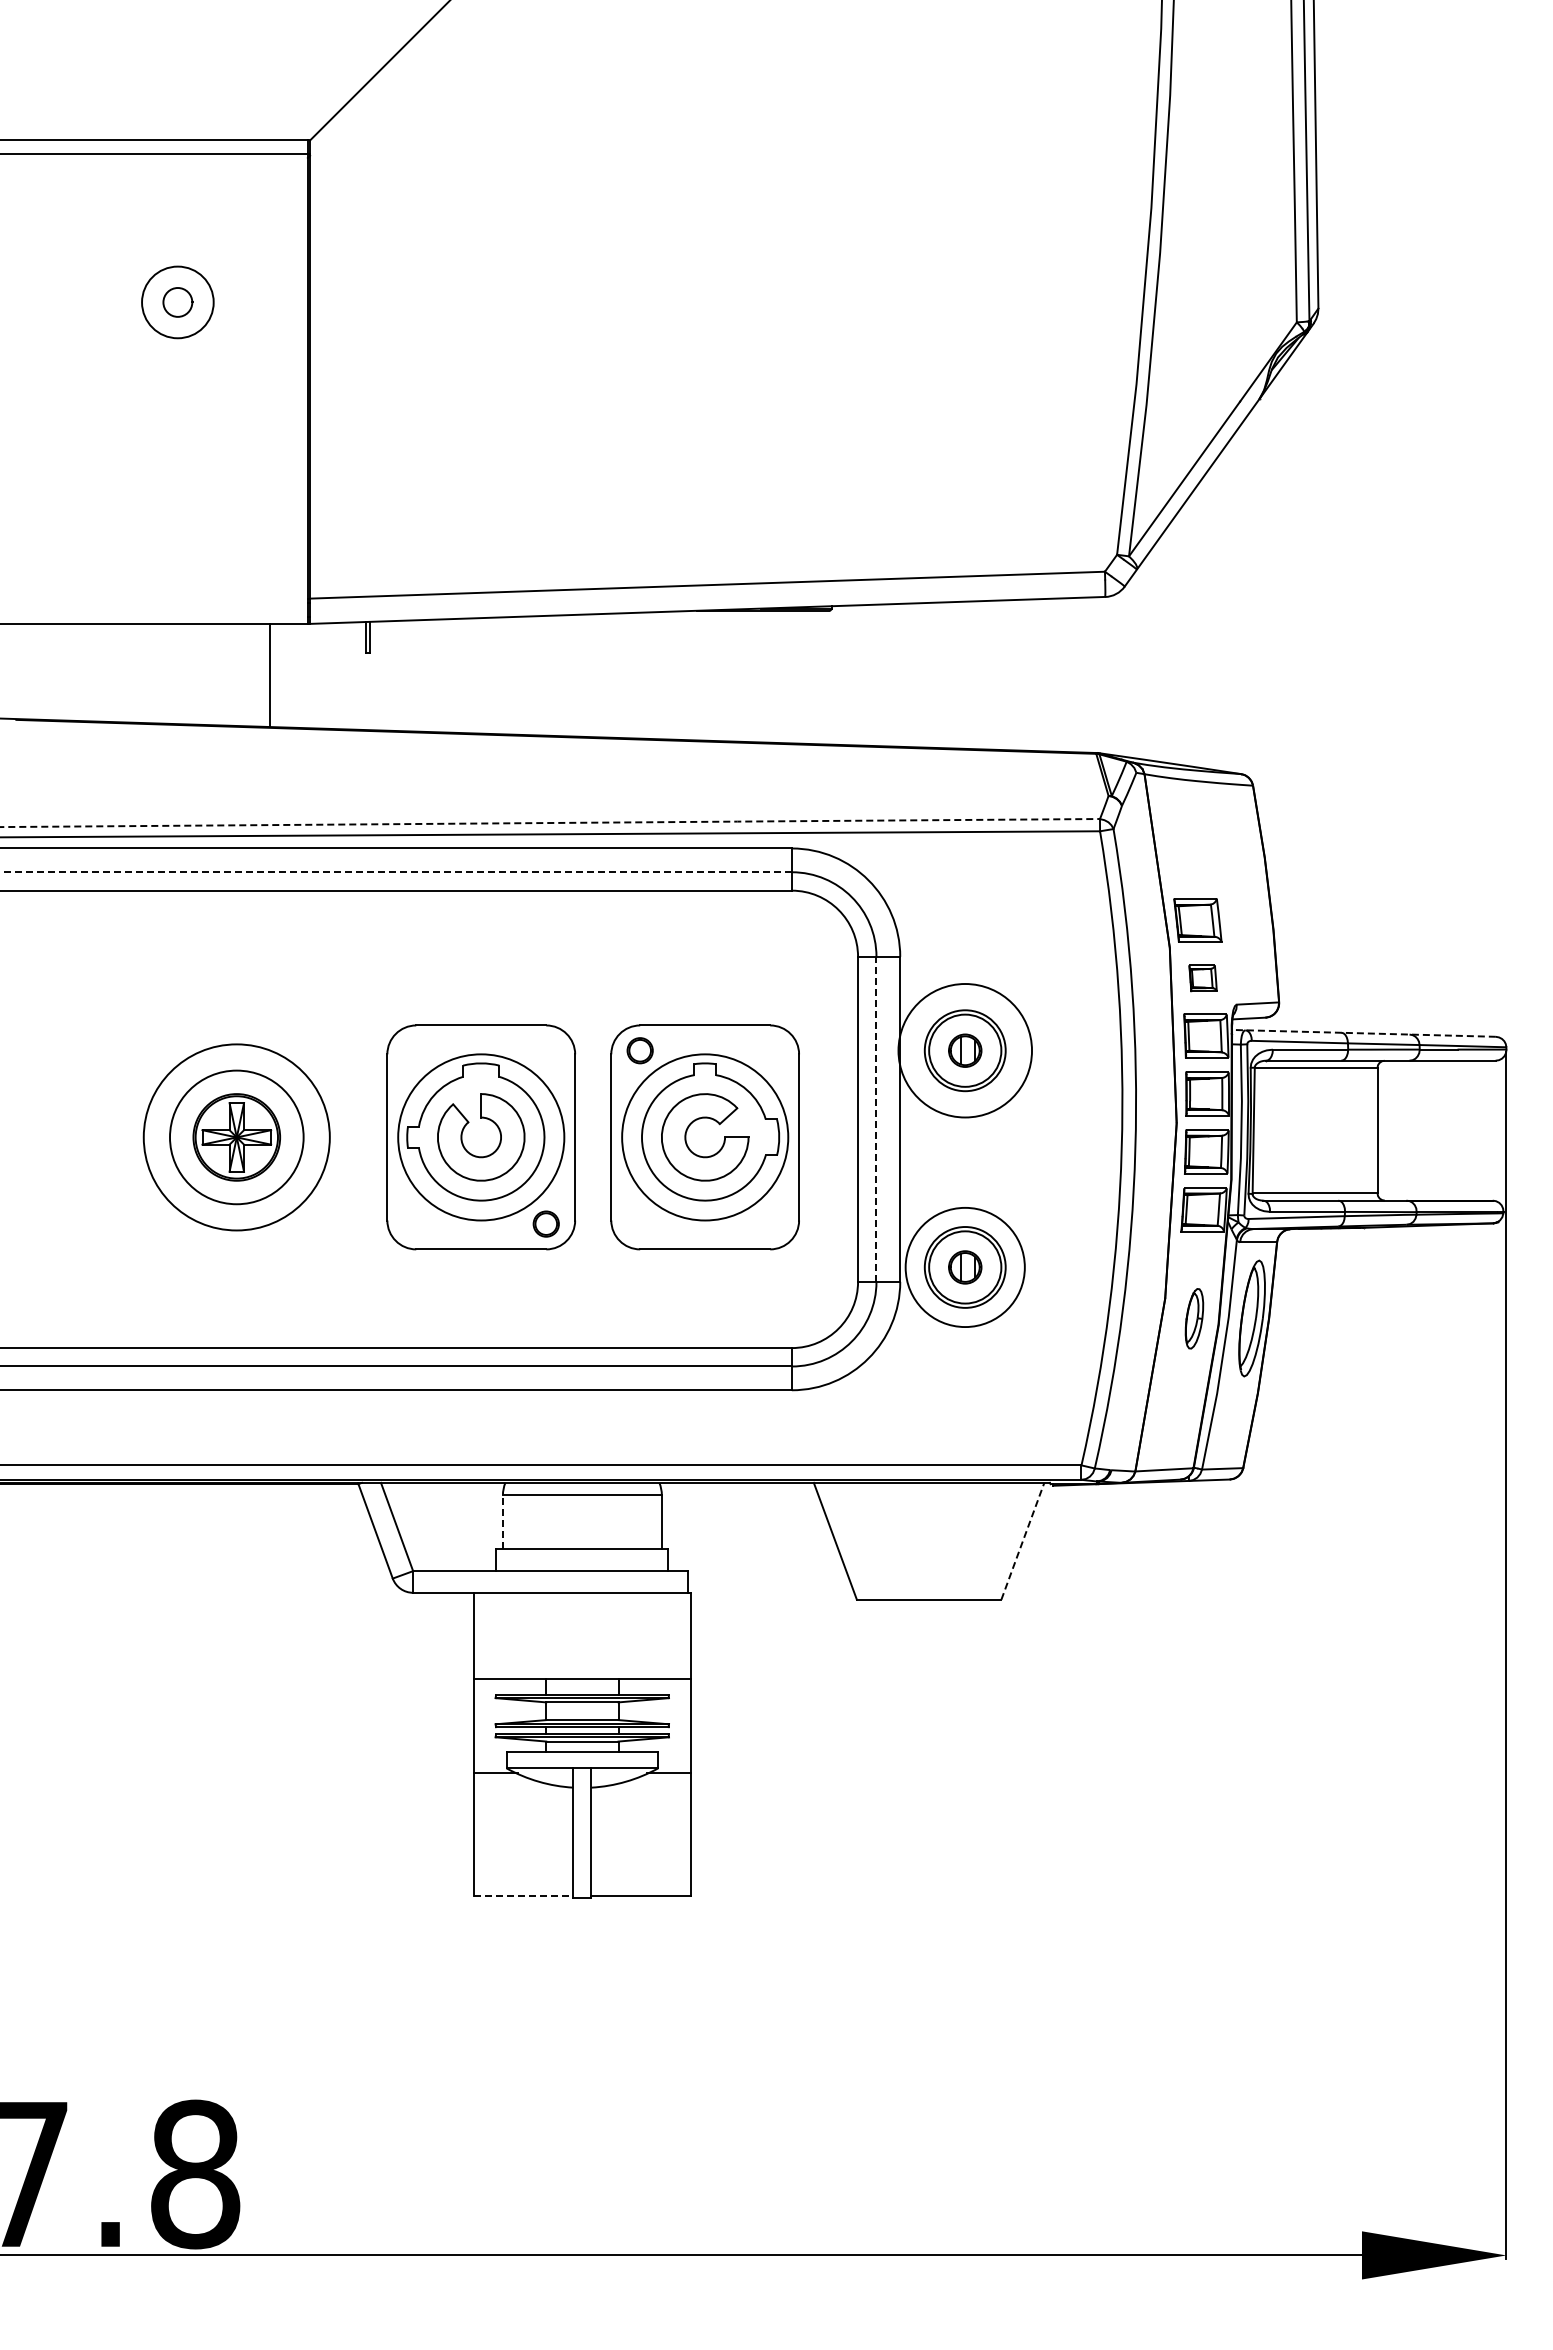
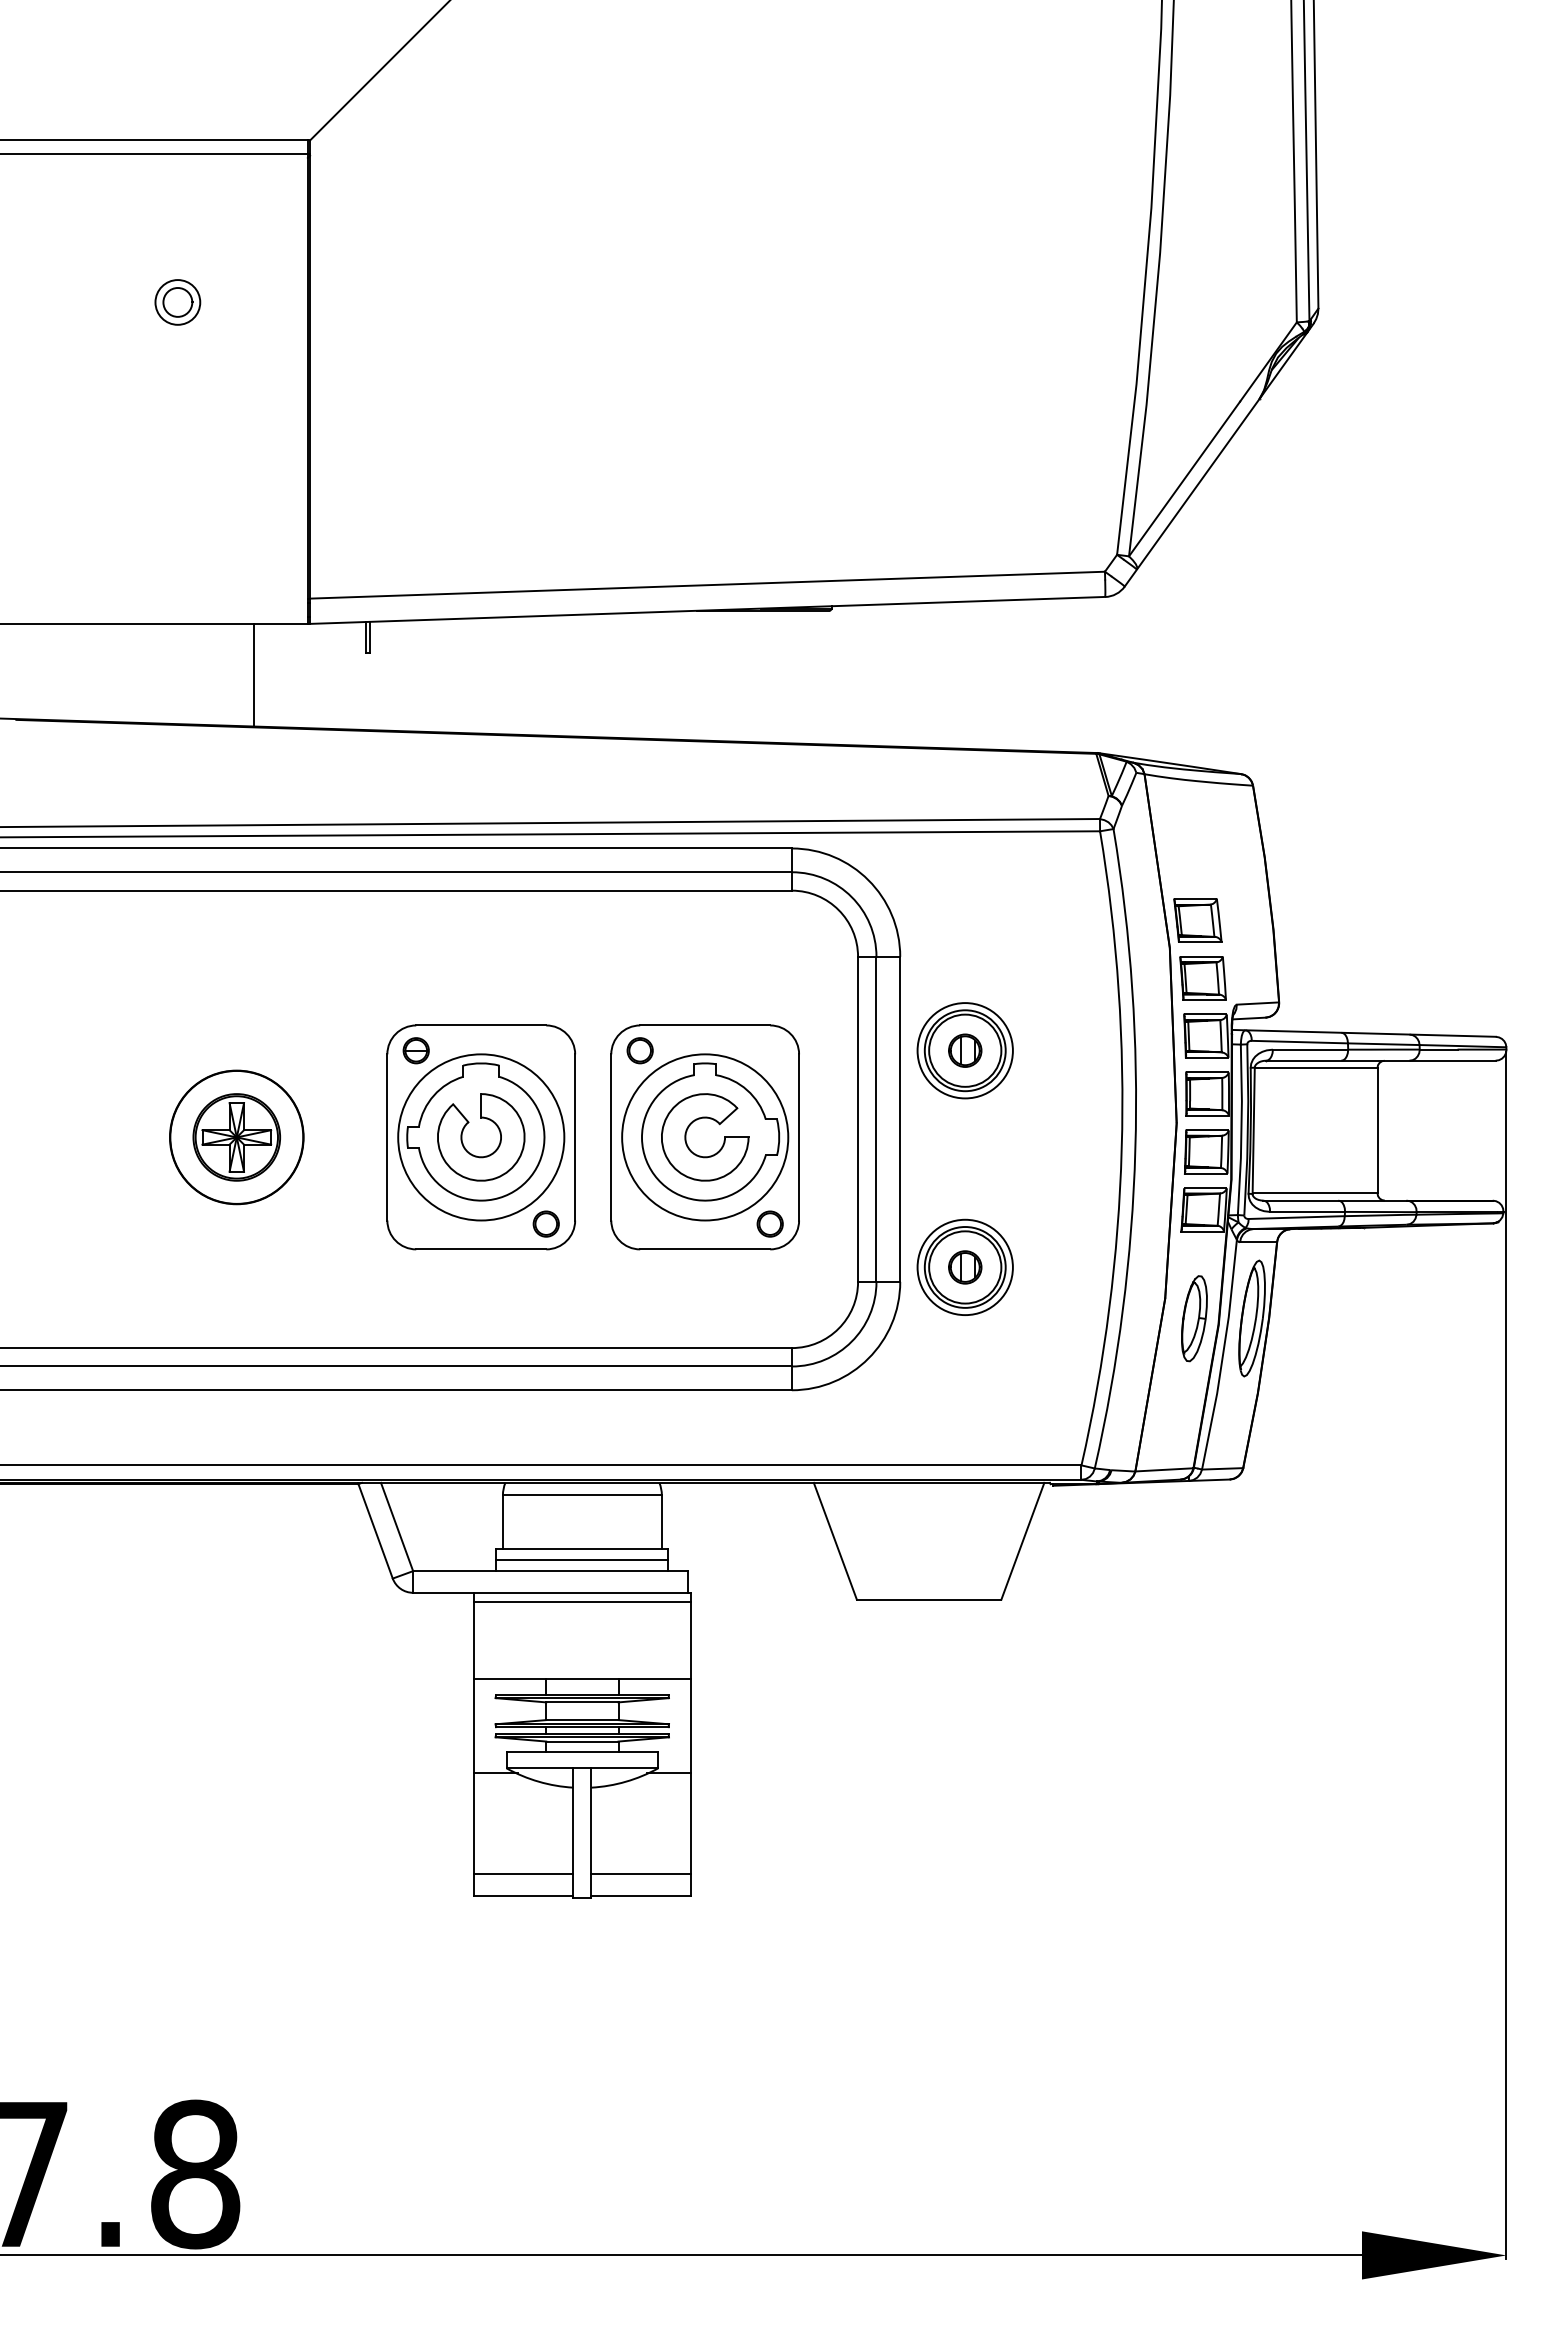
circle diameter: 72 px -> 45 px (177, 302)
line position: (269, 674) -> (253, 674) (253, 674)
line: dashed -> solid (550, 823)
line: dashed -> solid (396, 872)
part size: 30x29 px -> 48x45 px (1202, 978)
line: dashed -> solid (1363, 1033)
part: none -> present (415, 1050)
circle diameter: 133 px -> 95 px (964, 1050)
line: dashed -> solid (876, 1119)
circle diameter: 186 px -> 133 px (236, 1136)
part: none -> present (769, 1223)
circle diameter: 119 px -> 95 px (964, 1267)
part size: 21x62 px -> 27x88 px (1194, 1318)
line: dashed -> solid (502, 1521)
line: dashed -> solid (1023, 1540)
line: none -> present (582, 1560)
line: none -> present (582, 1601)
line: none -> present (523, 1873)
line: none -> present (640, 1873)
line: dashed -> solid (523, 1896)
